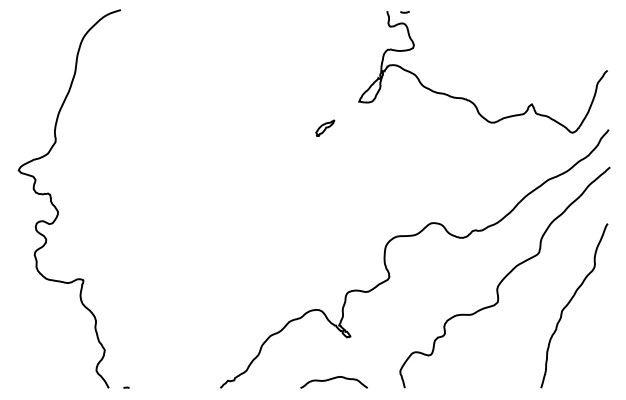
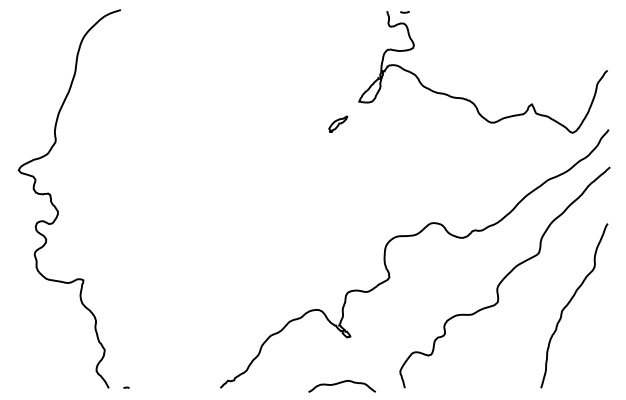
part position: (325, 127) -> (338, 123) (338, 123)
curve position: (333, 379) -> (341, 383) (341, 383)
